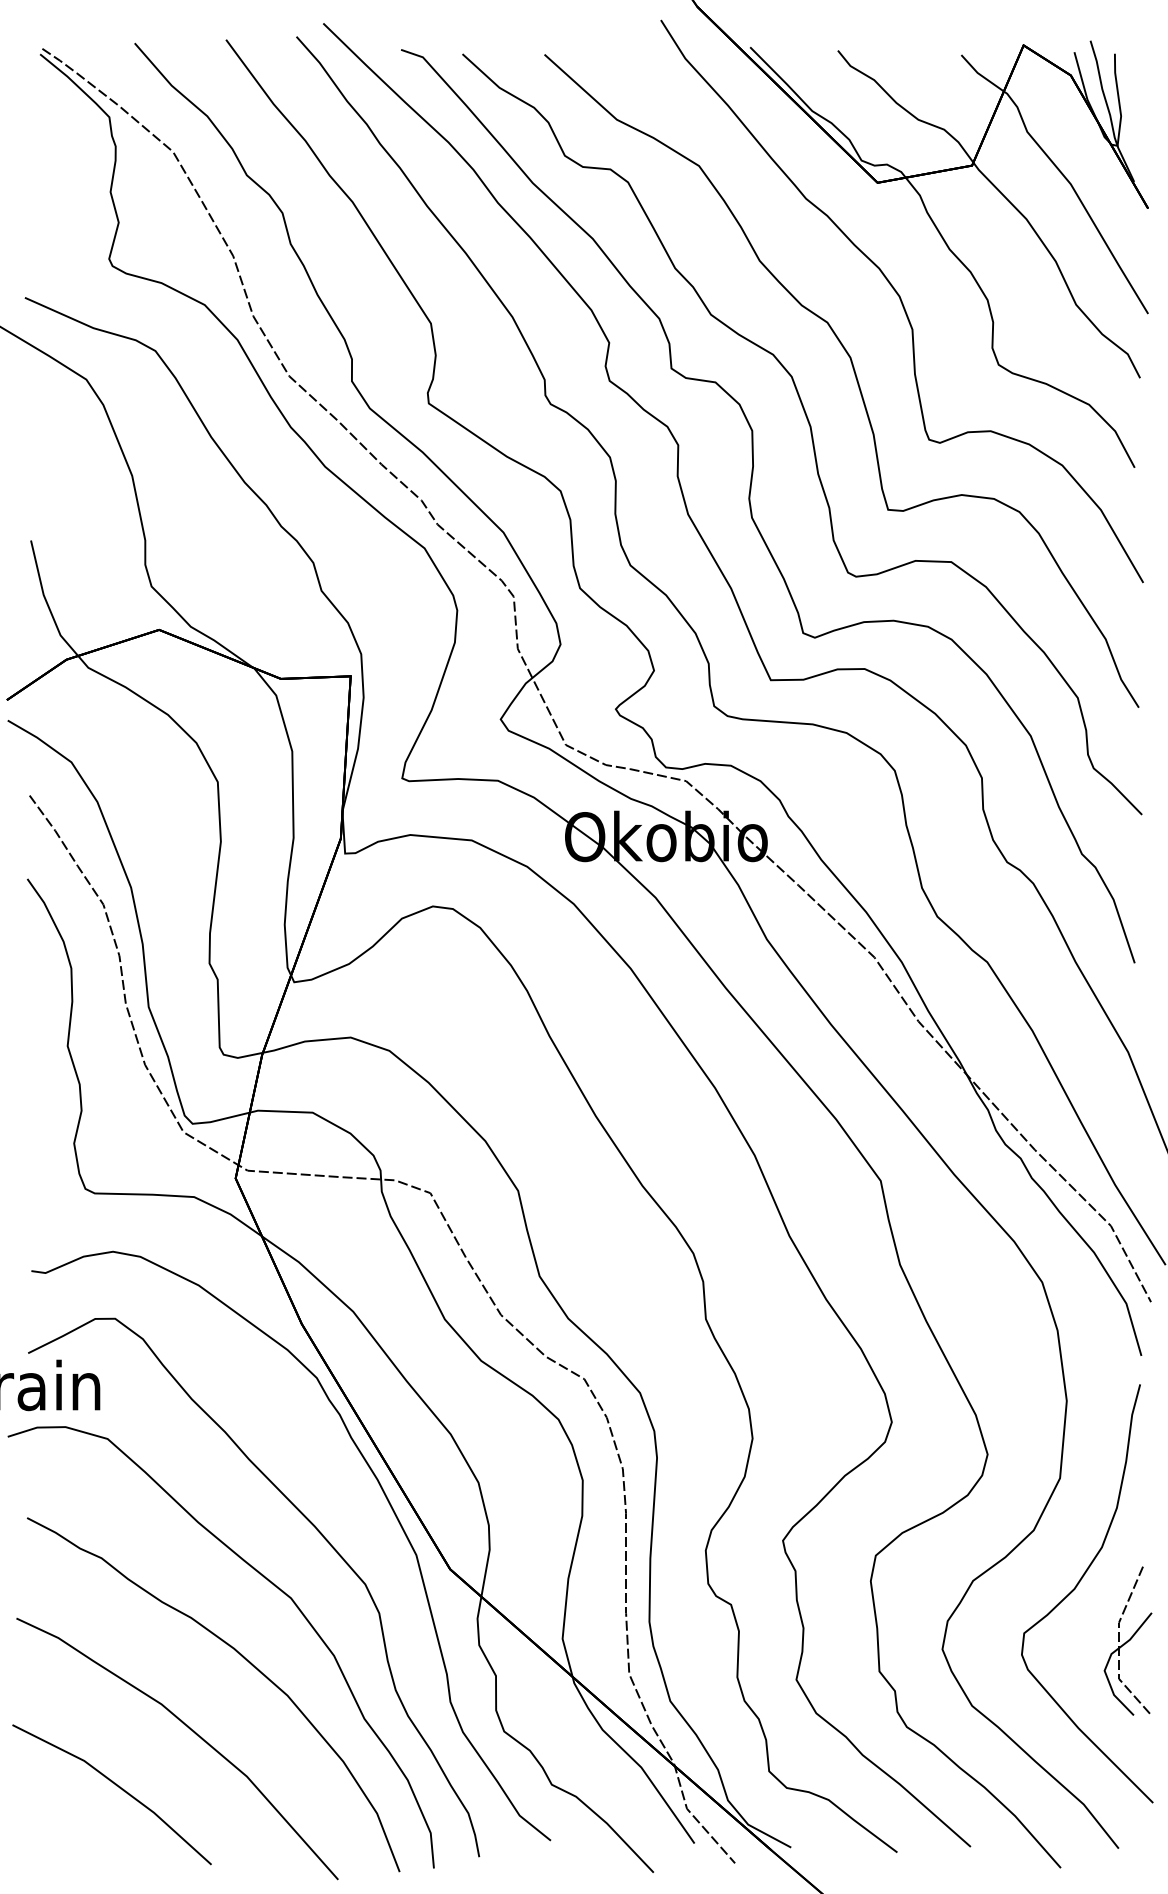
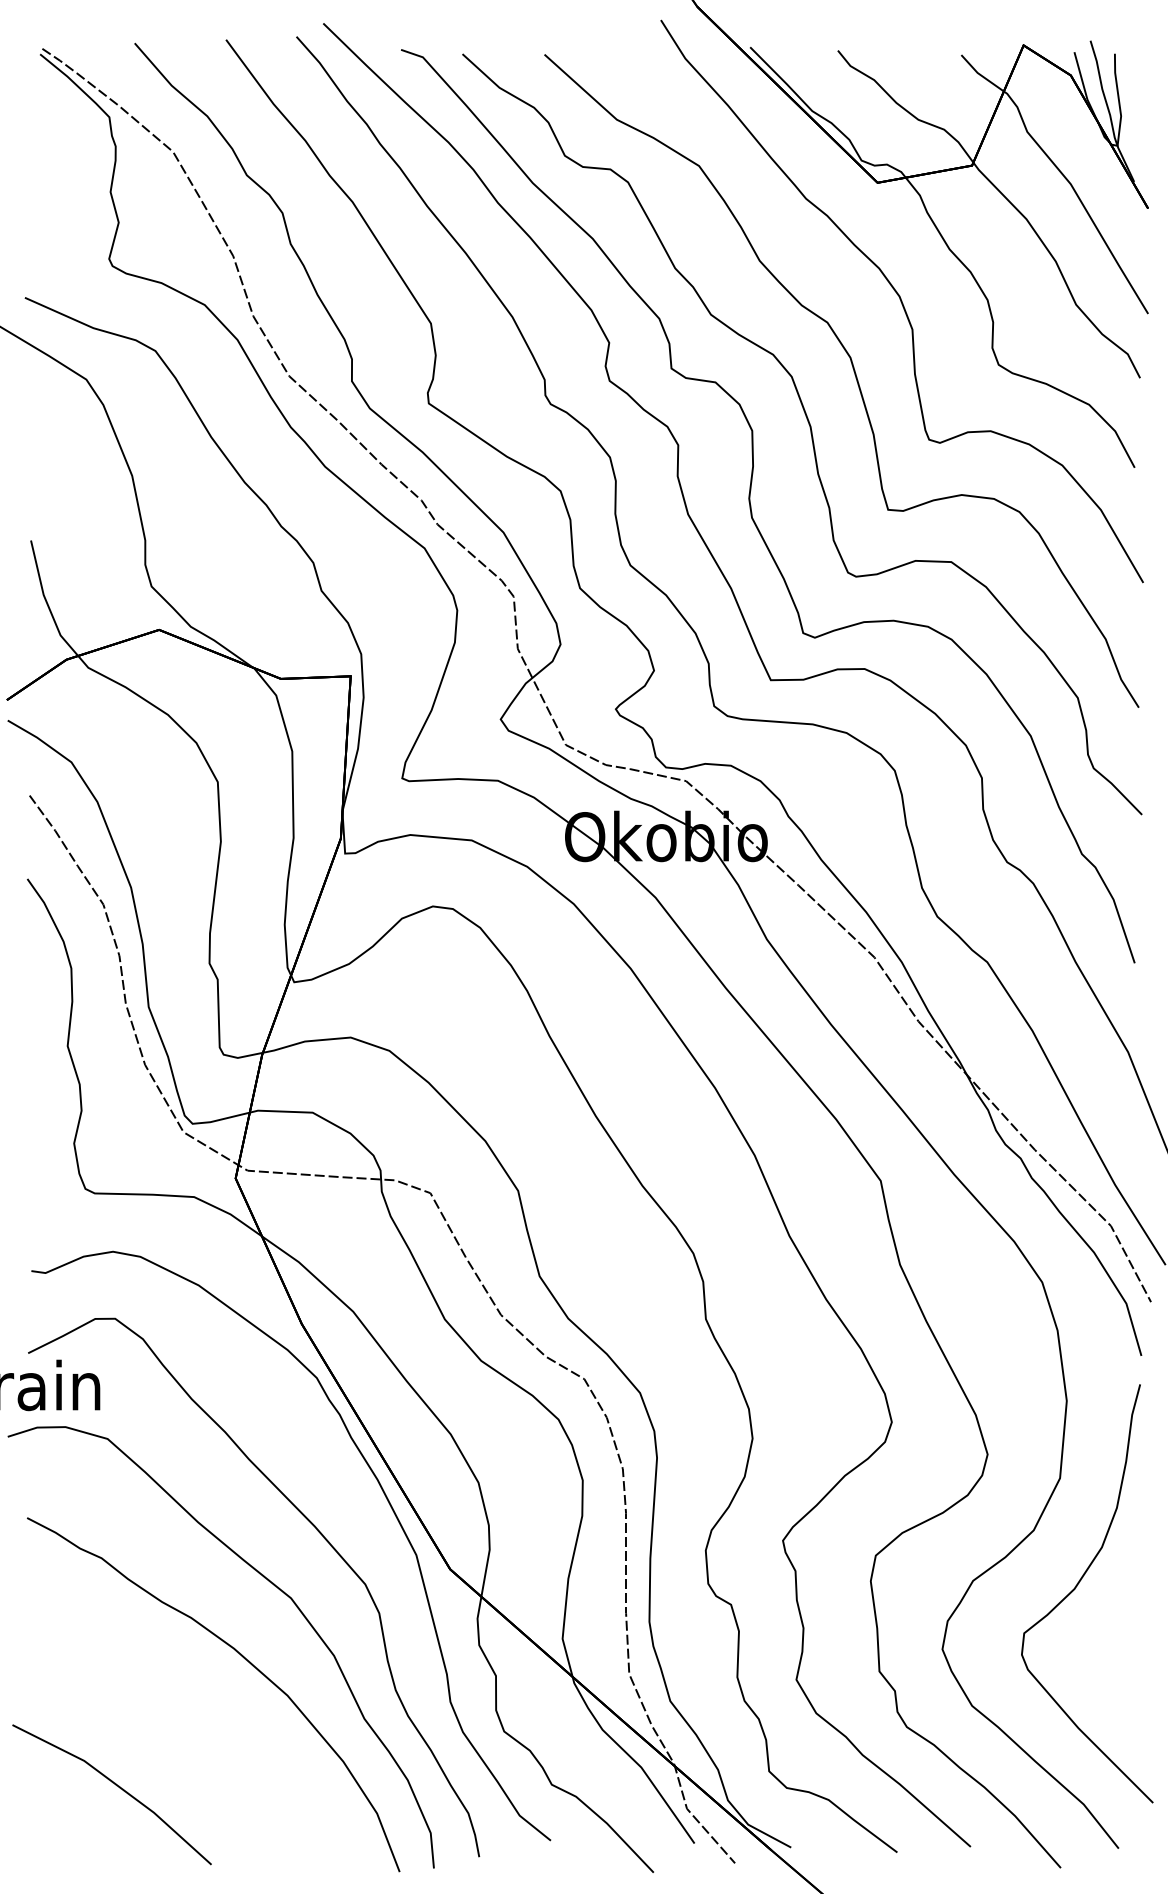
part: present -> none (1127, 1640)
curve: present -> none (190, 1730)
